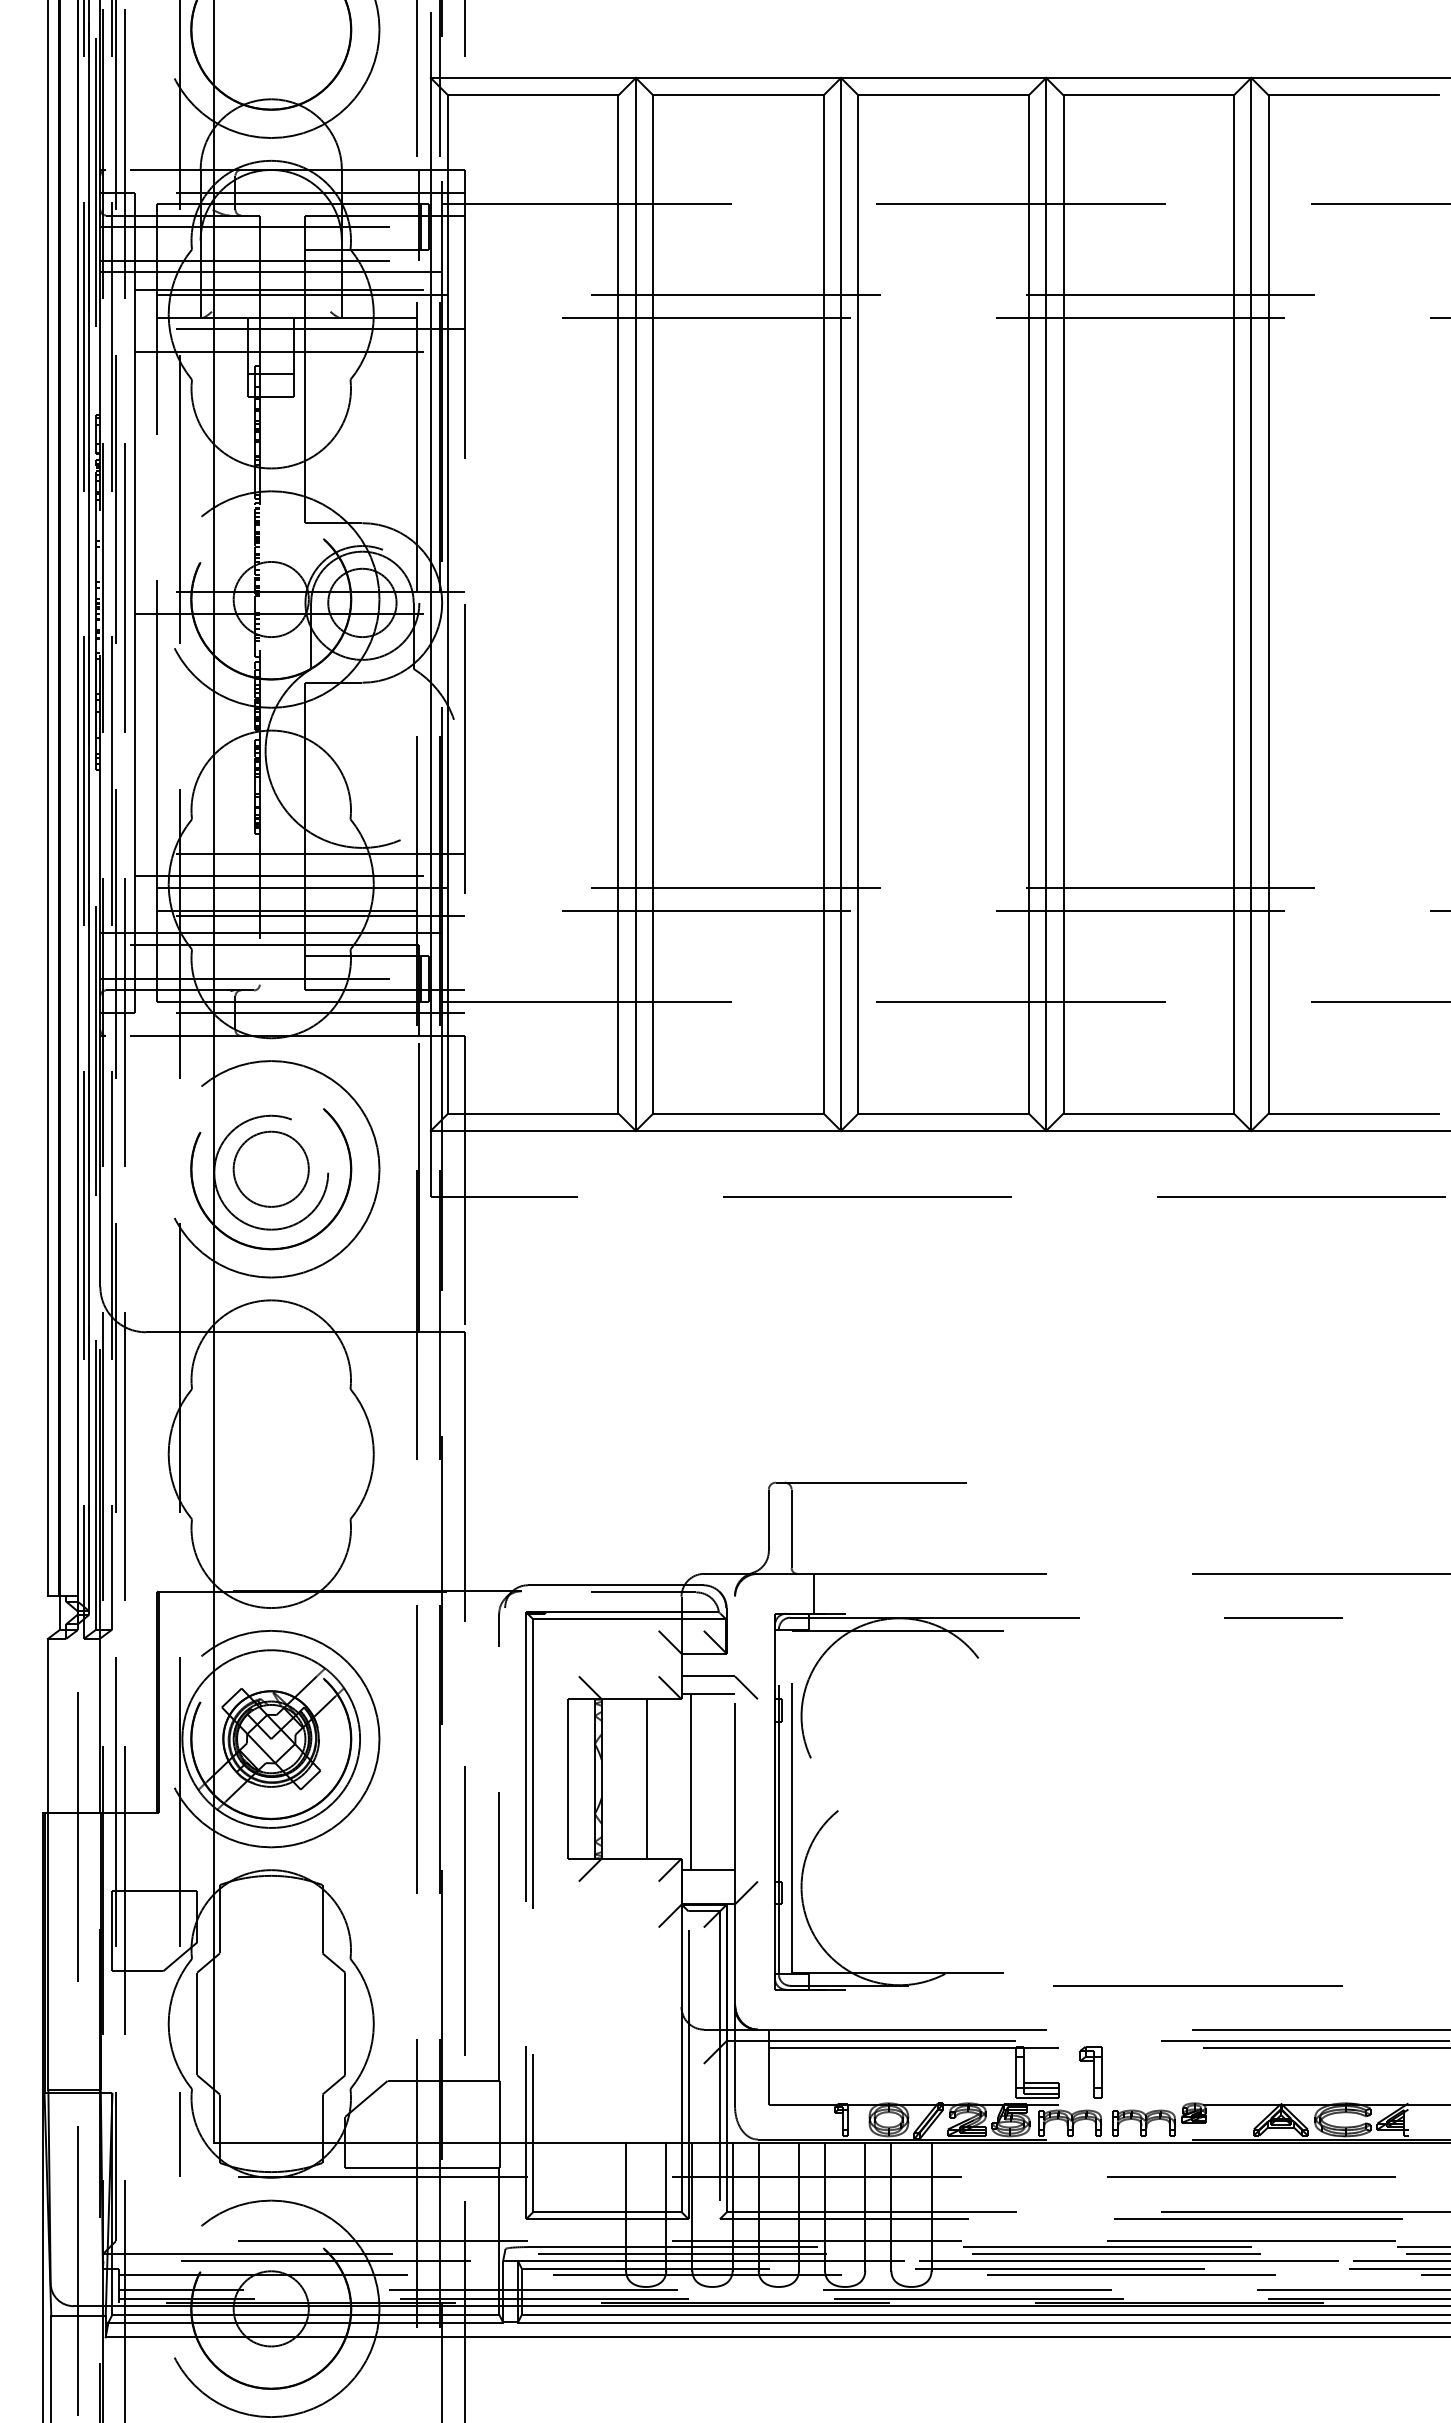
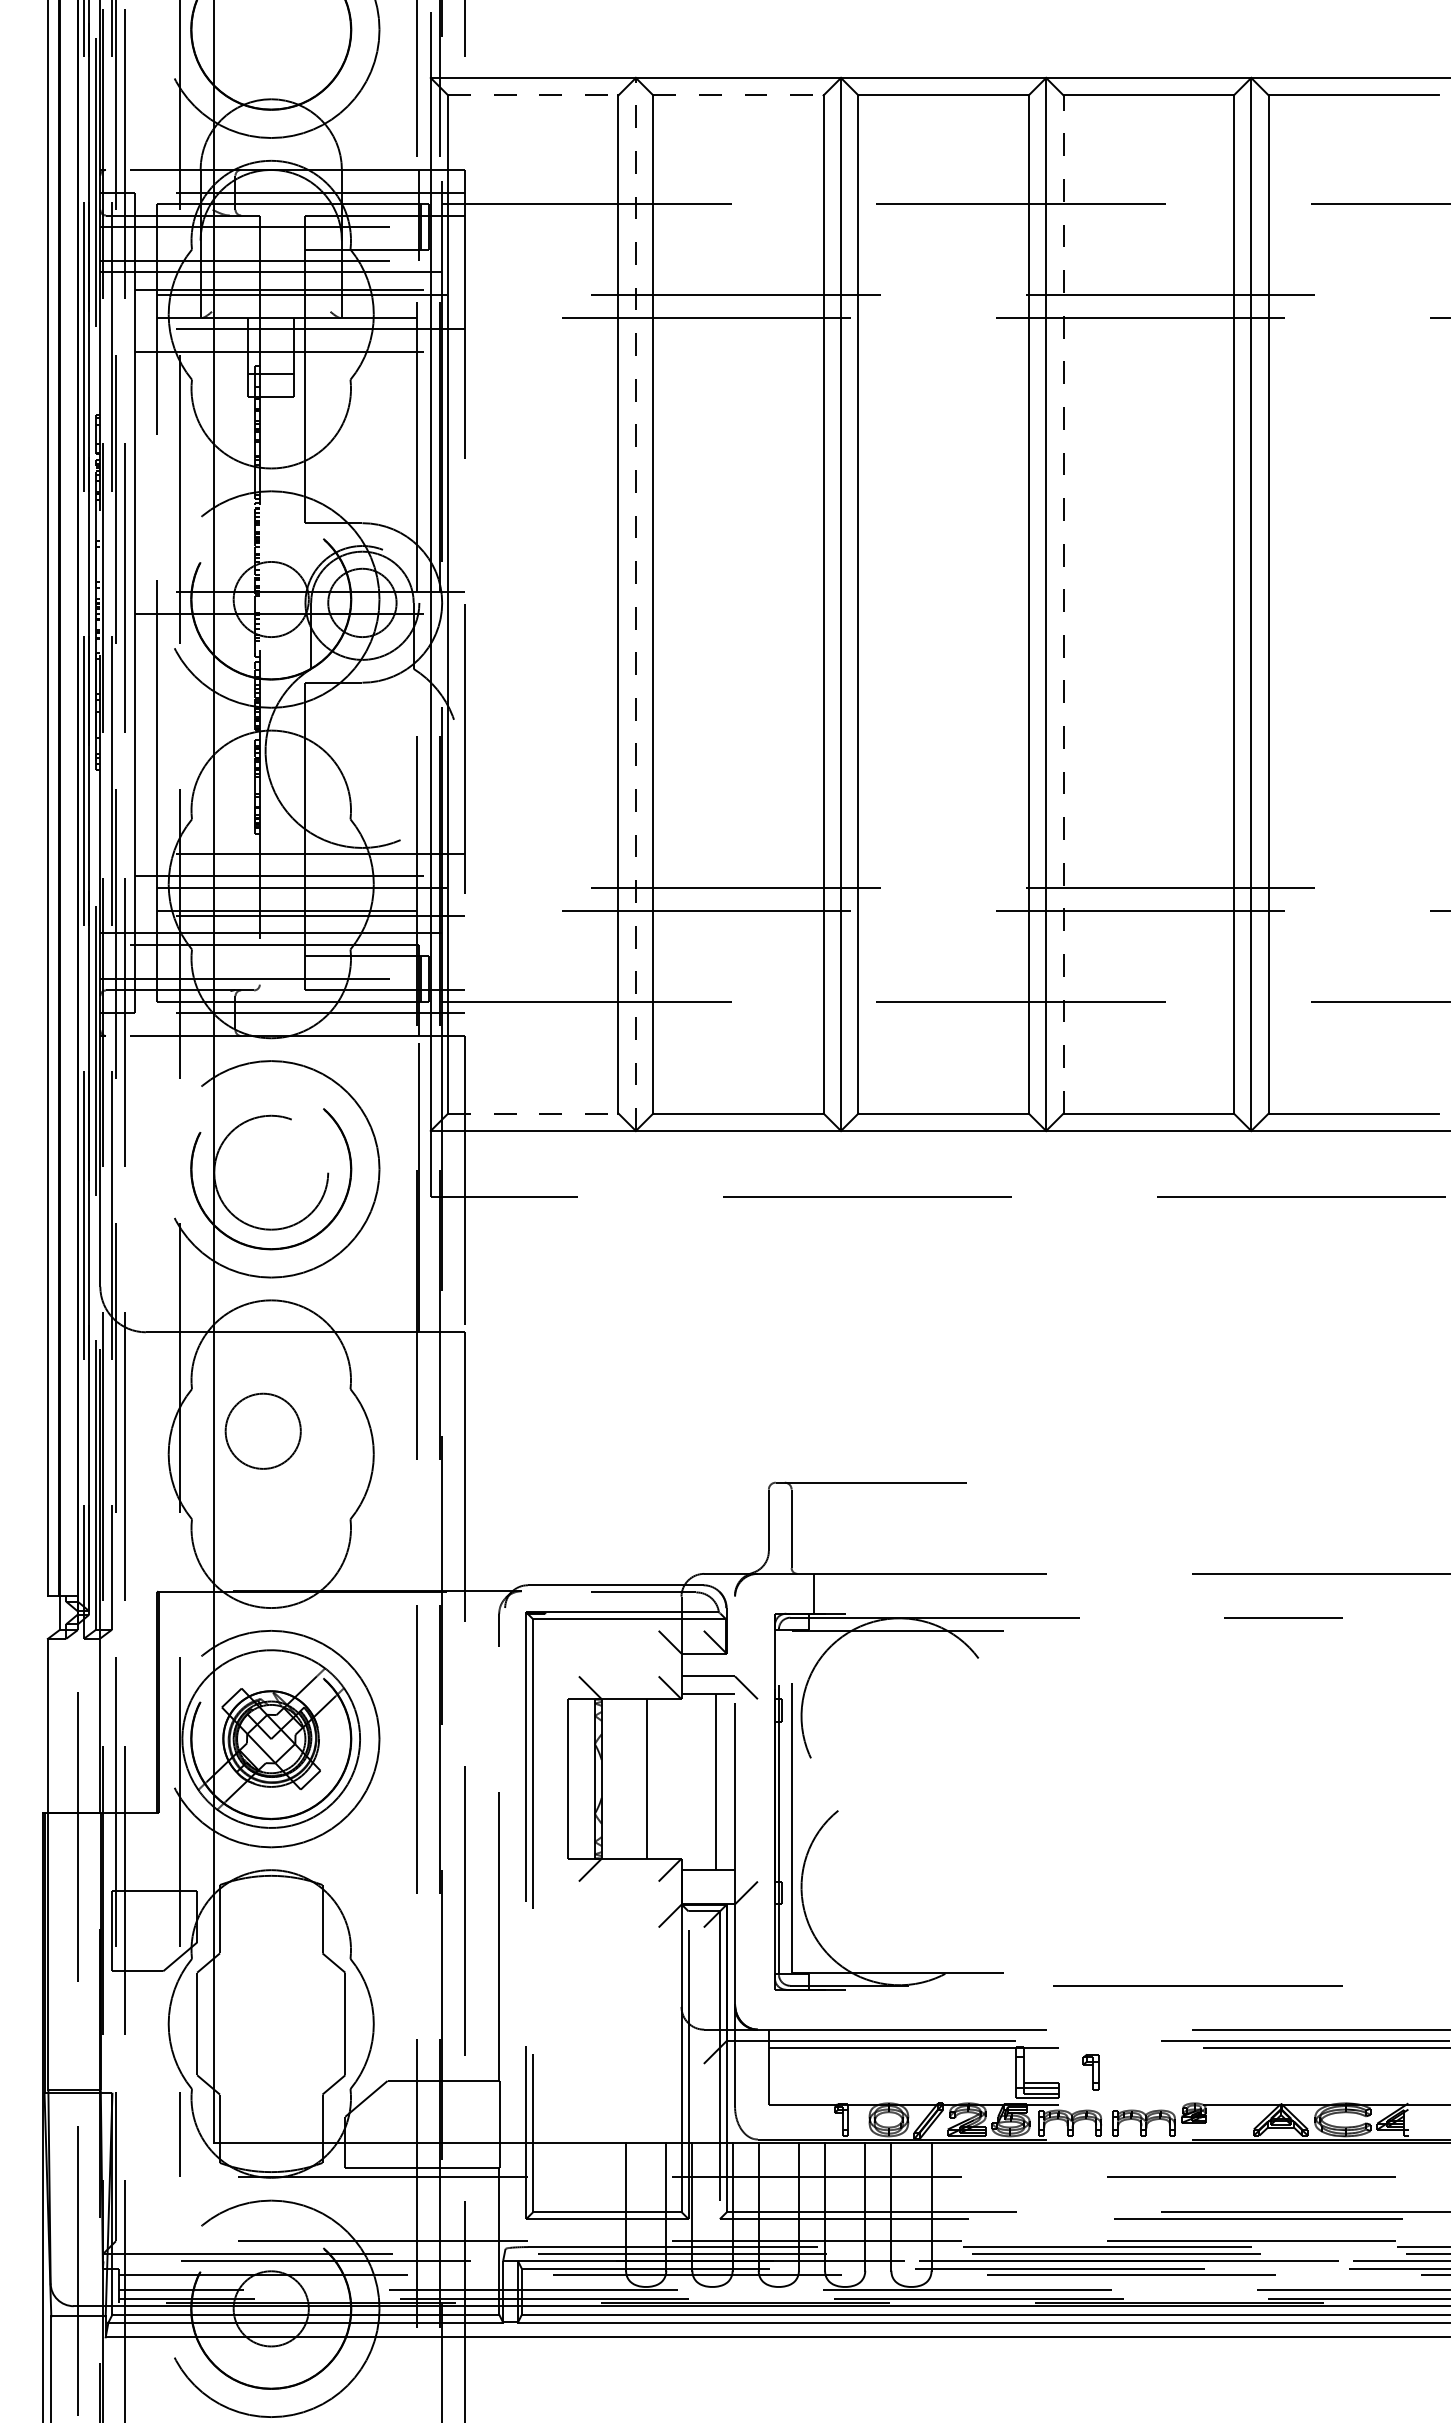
line: solid -> dashed (533, 95)
line: solid -> dashed (738, 95)
line: solid -> dashed (635, 603)
line: solid -> dashed (1063, 603)
line: solid -> dashed (533, 1113)
circle position: (270, 1168) -> (262, 1430) (262, 1430)
line position: (691, 1781) -> (716, 1781) (716, 1781)
part size: 24x53 px -> 18x37 px (1090, 2072)
